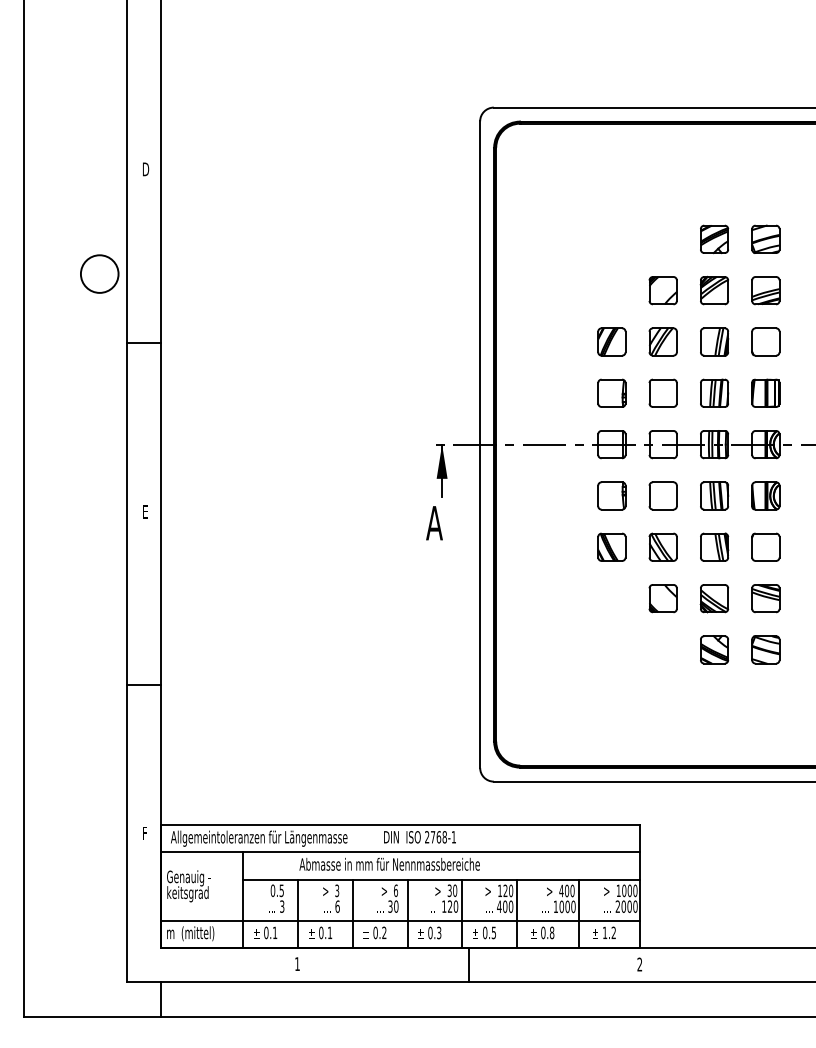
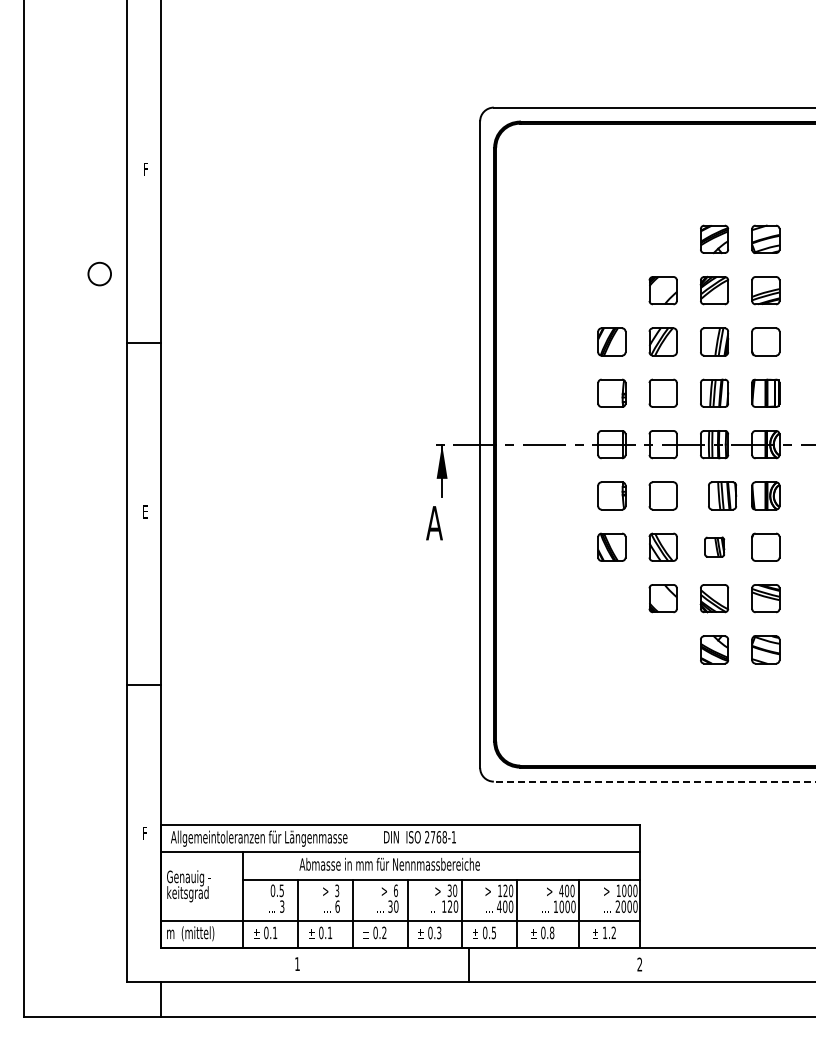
text: D -> F (146, 169)
circle diameter: 38 px -> 23 px (99, 273)
part position: (714, 495) -> (722, 495) (722, 495)
part size: 30x30 px -> 22x22 px (714, 546)
line: solid -> dashed (654, 781)
